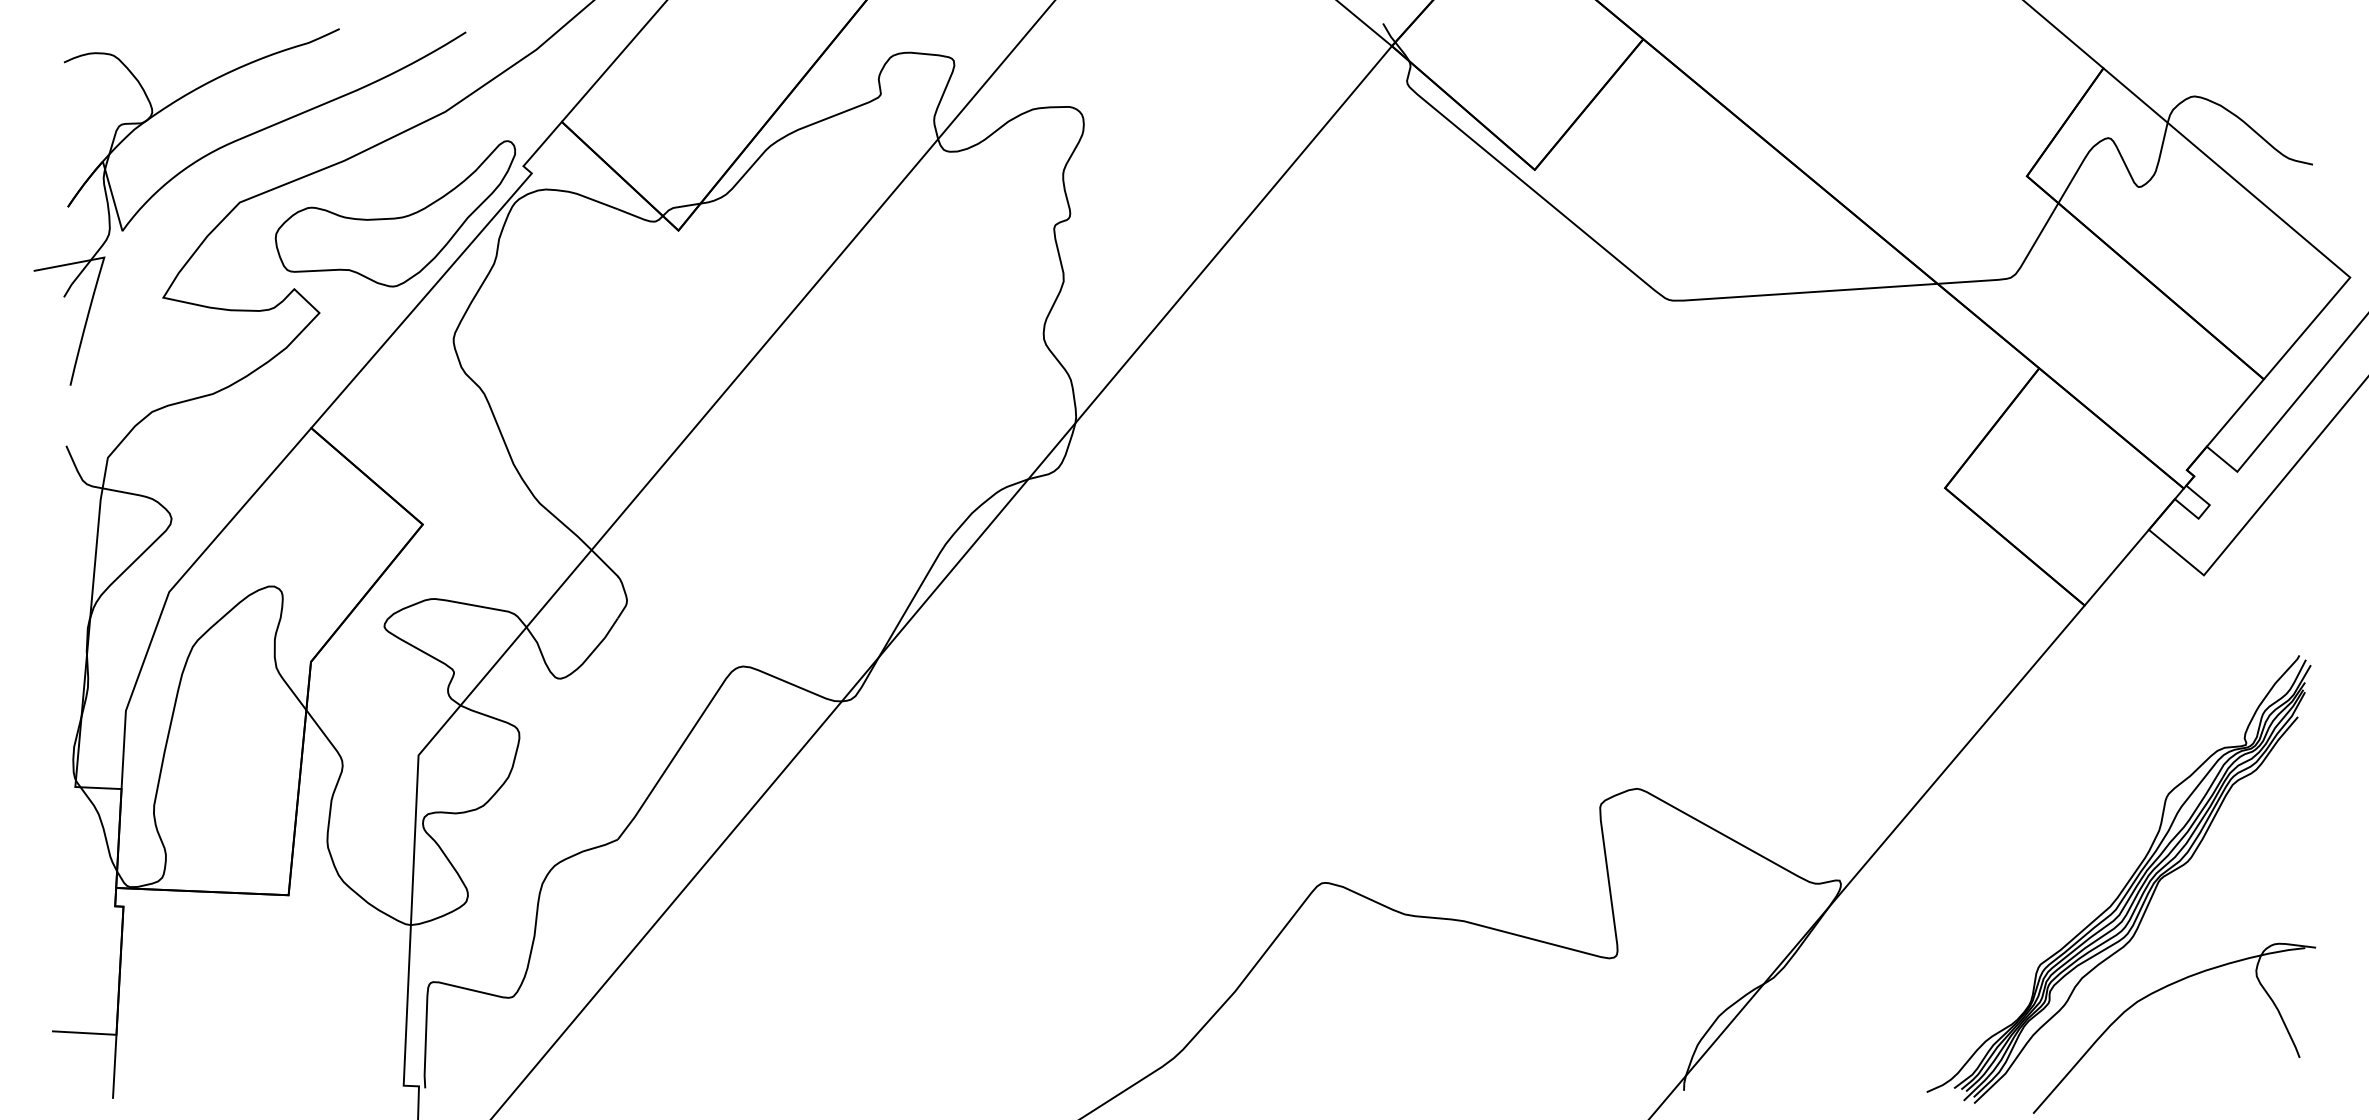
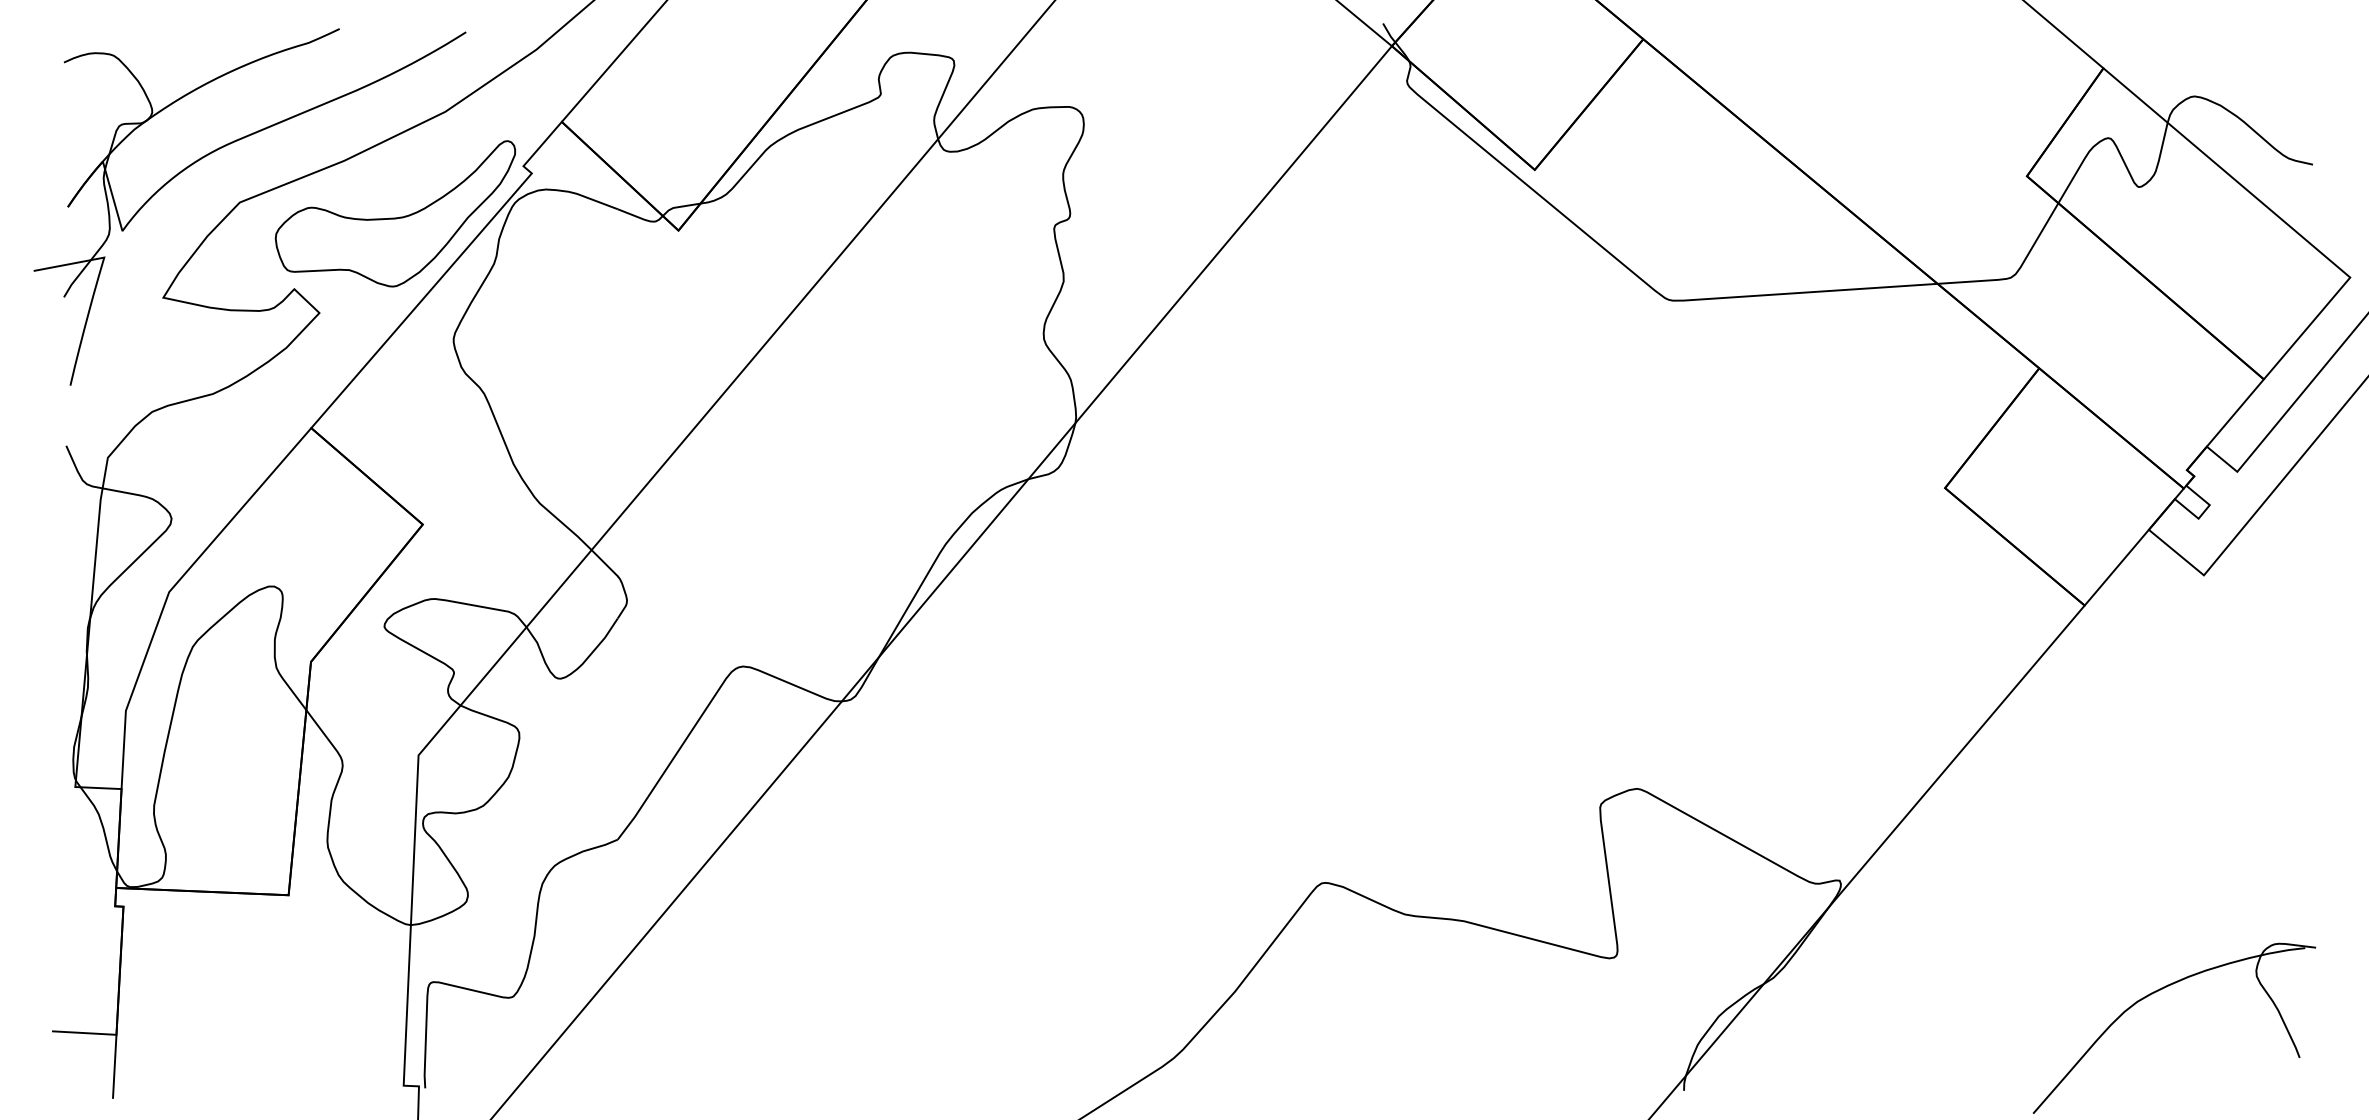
part: present -> none (2124, 885)
